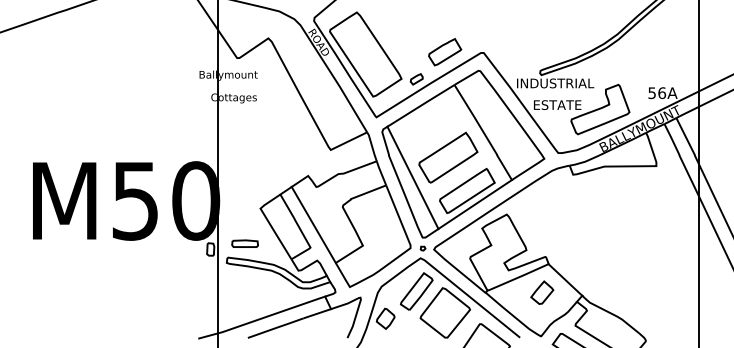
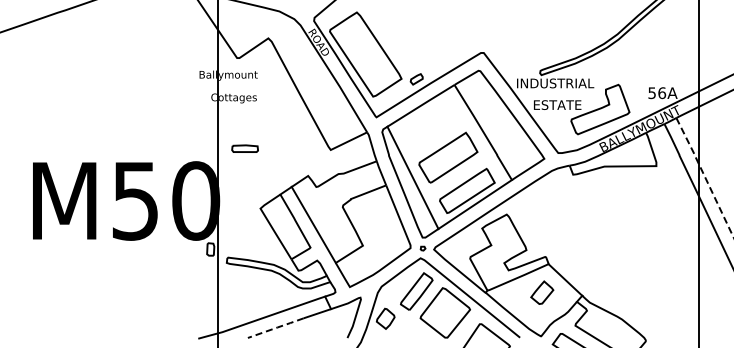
part: present -> none (445, 52)
line: solid -> dashed (704, 176)
part position: (244, 243) -> (244, 148) (244, 148)
line: solid -> dashed (276, 327)
